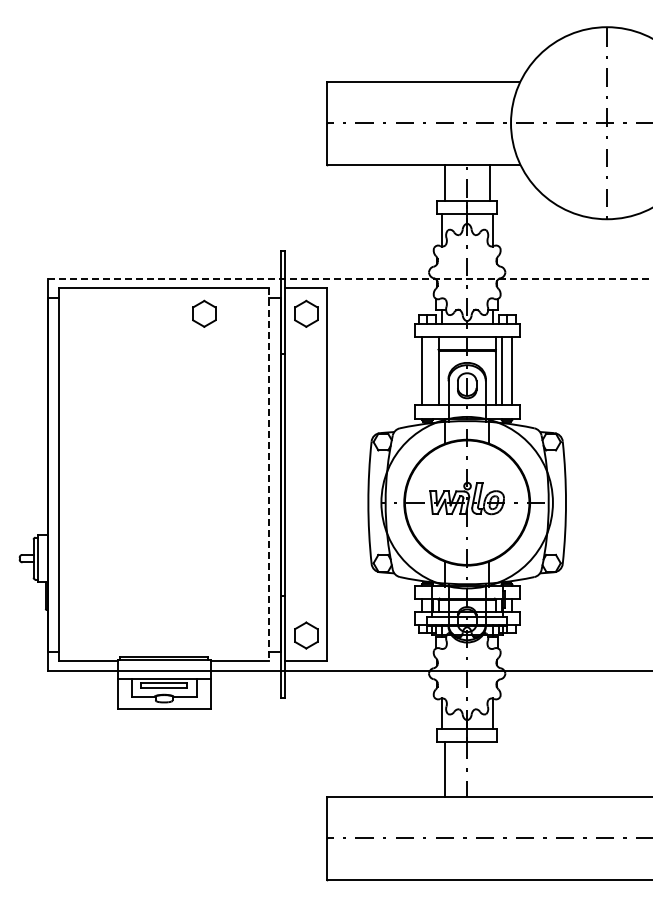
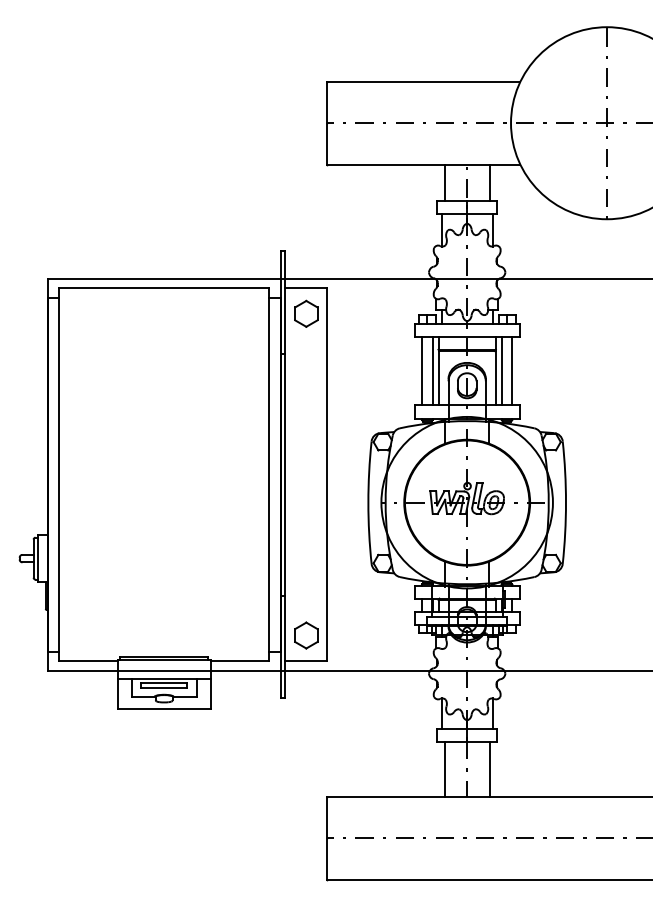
line: dashed -> solid (350, 278)
part: present -> none (204, 313)
line: none -> present (432, 371)
line: dashed -> solid (269, 475)
line: none -> present (489, 769)
